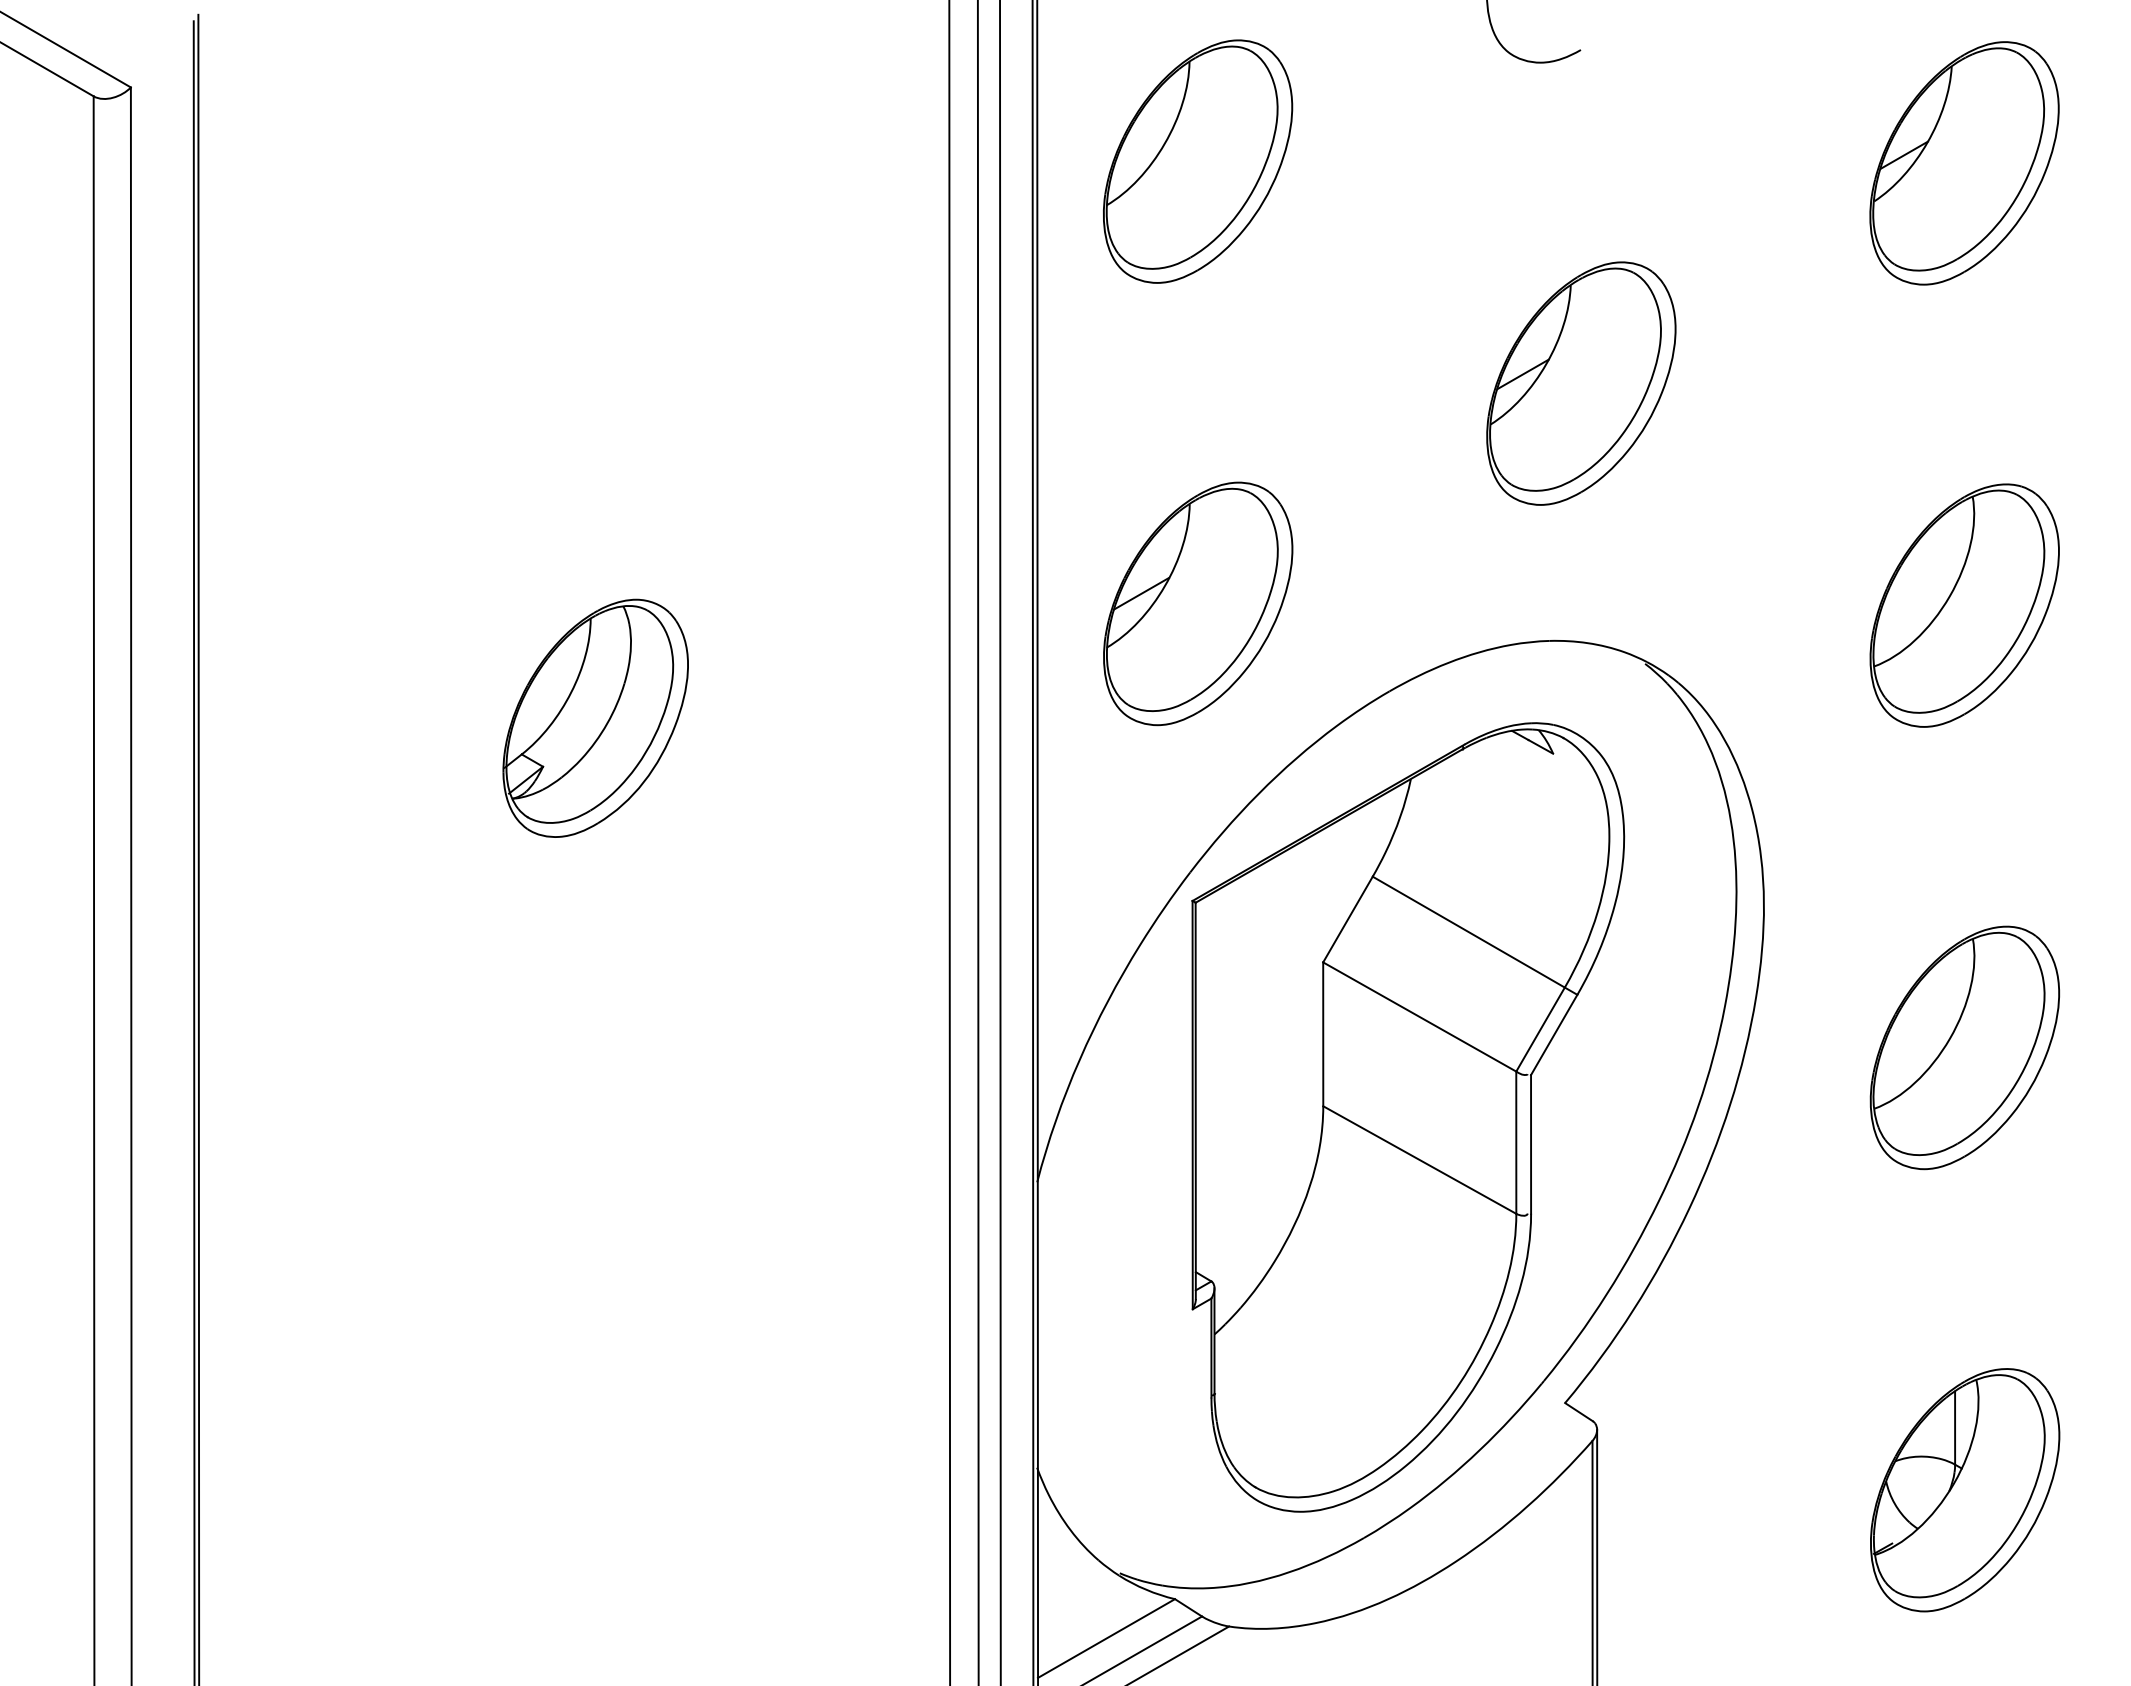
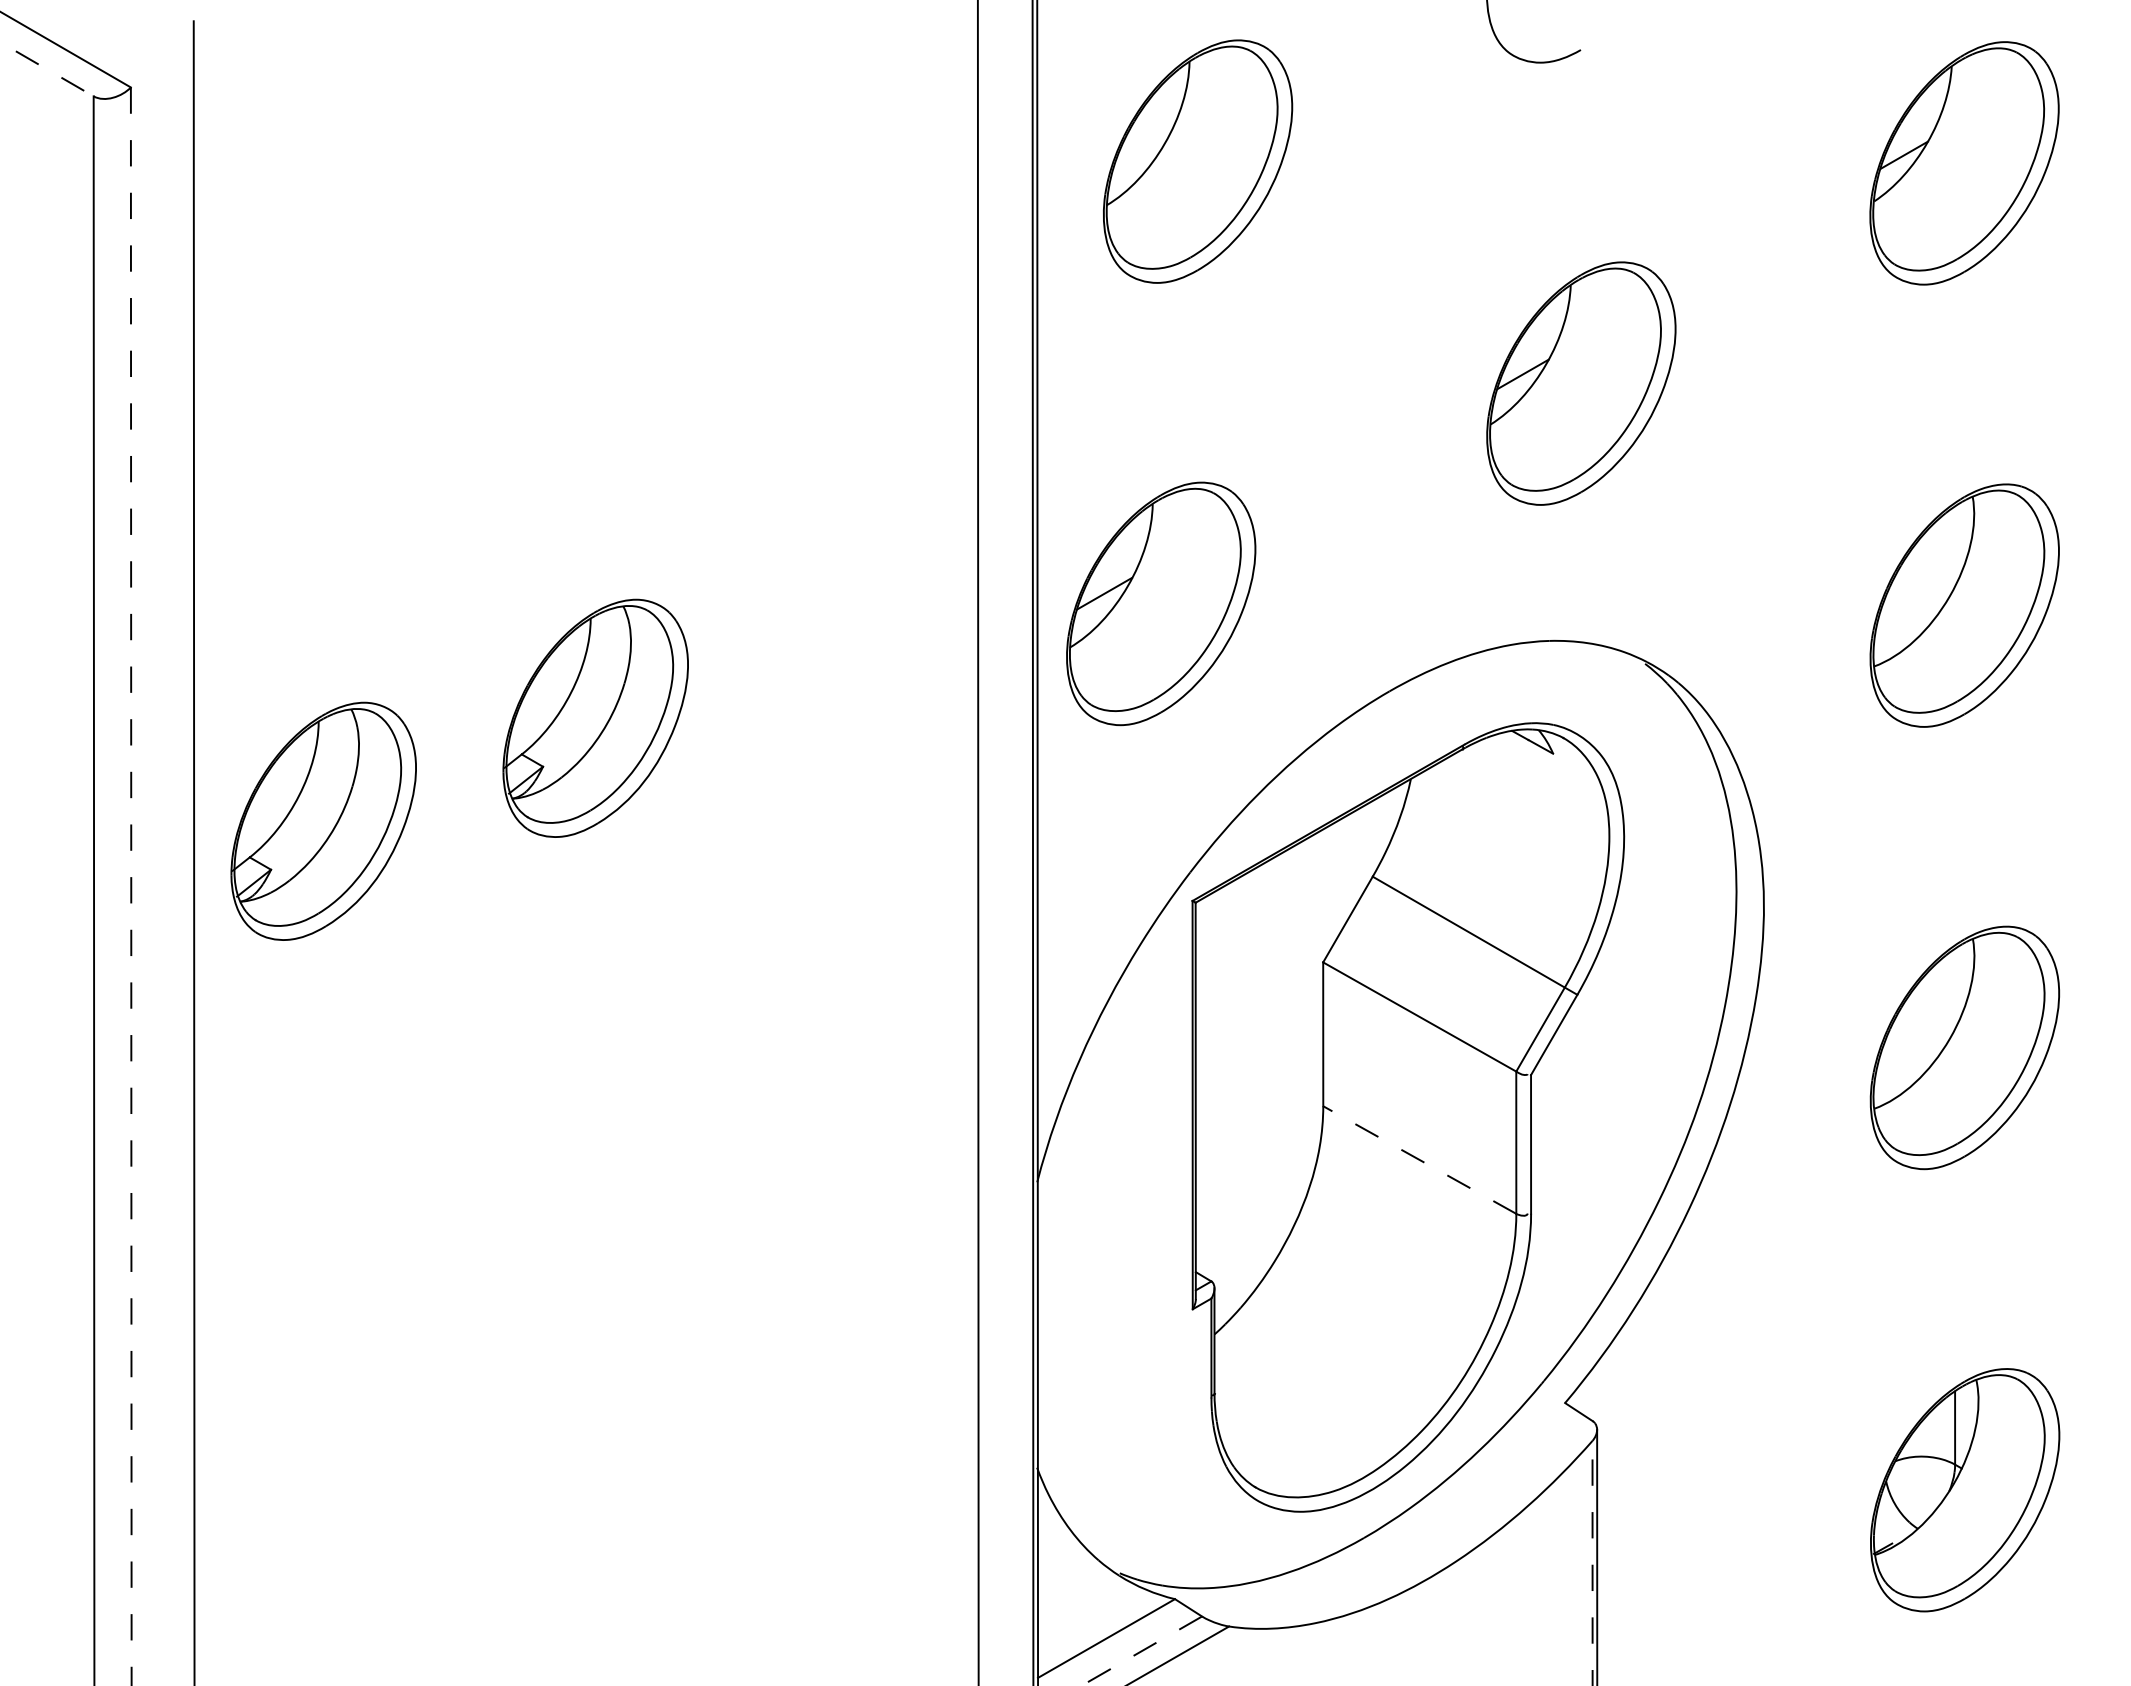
line: solid -> dashed (47, 69)
part position: (1198, 603) -> (1161, 603) (1161, 603)
part: none -> present (323, 820)
line: present -> none (949, 842)
line: present -> none (1000, 842)
line: present -> none (198, 848)
line: solid -> dashed (131, 886)
line: solid -> dashed (1419, 1160)
line: solid -> dashed (1592, 1562)
line: solid -> dashed (1141, 1651)
